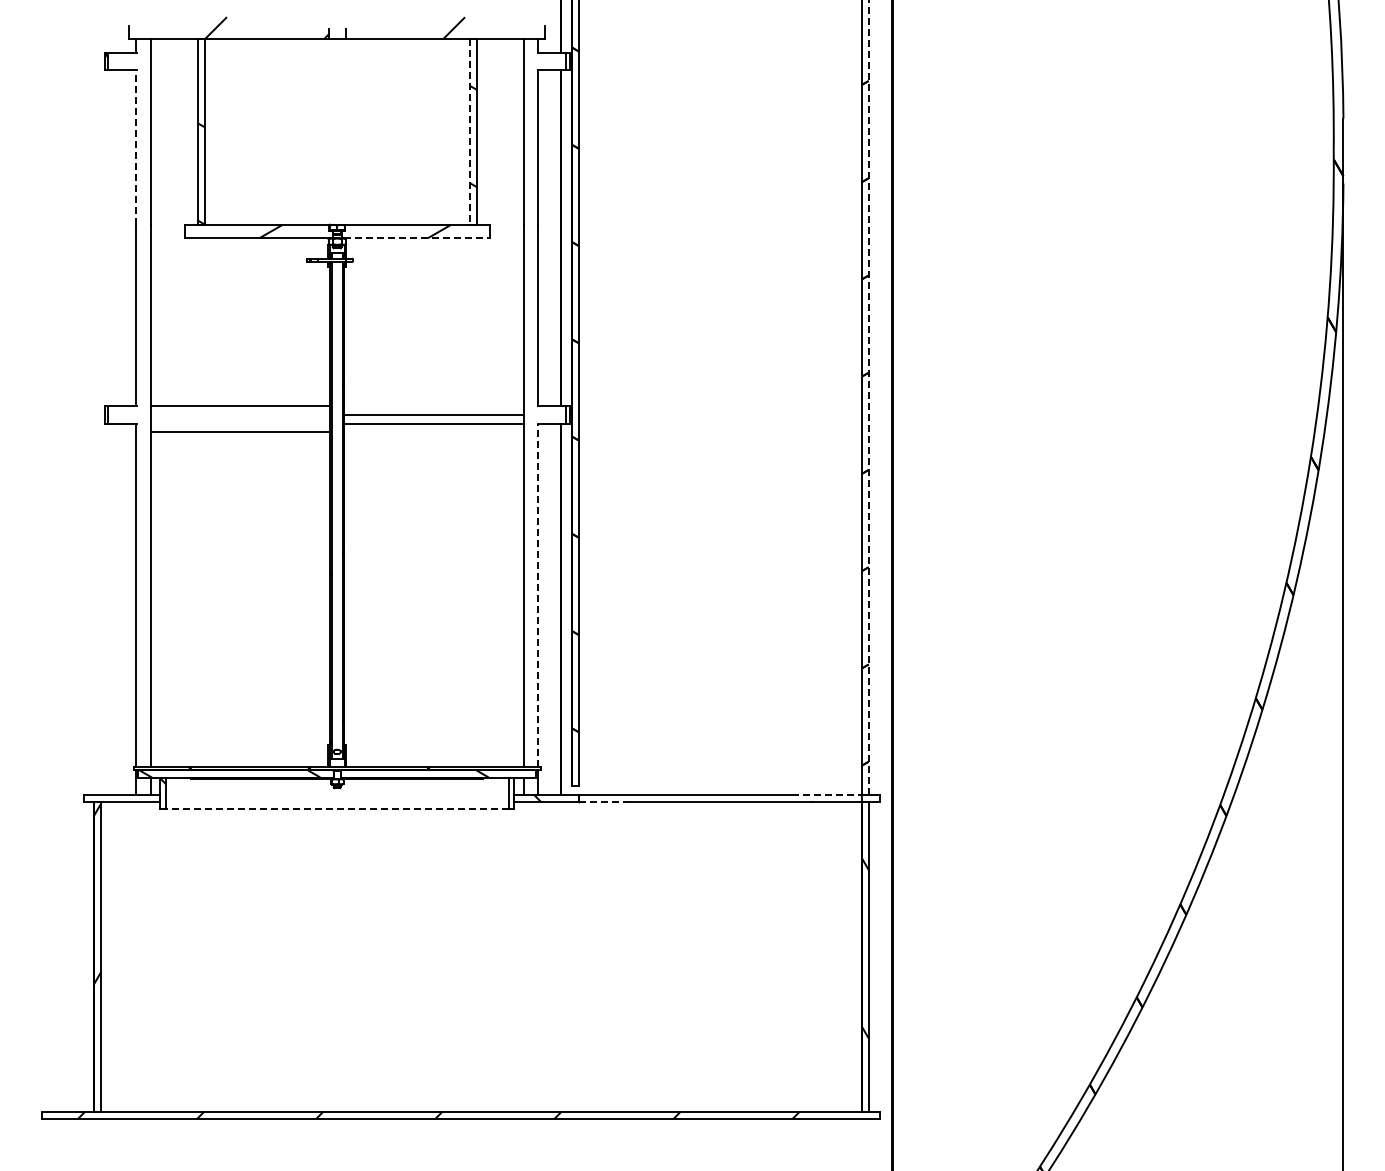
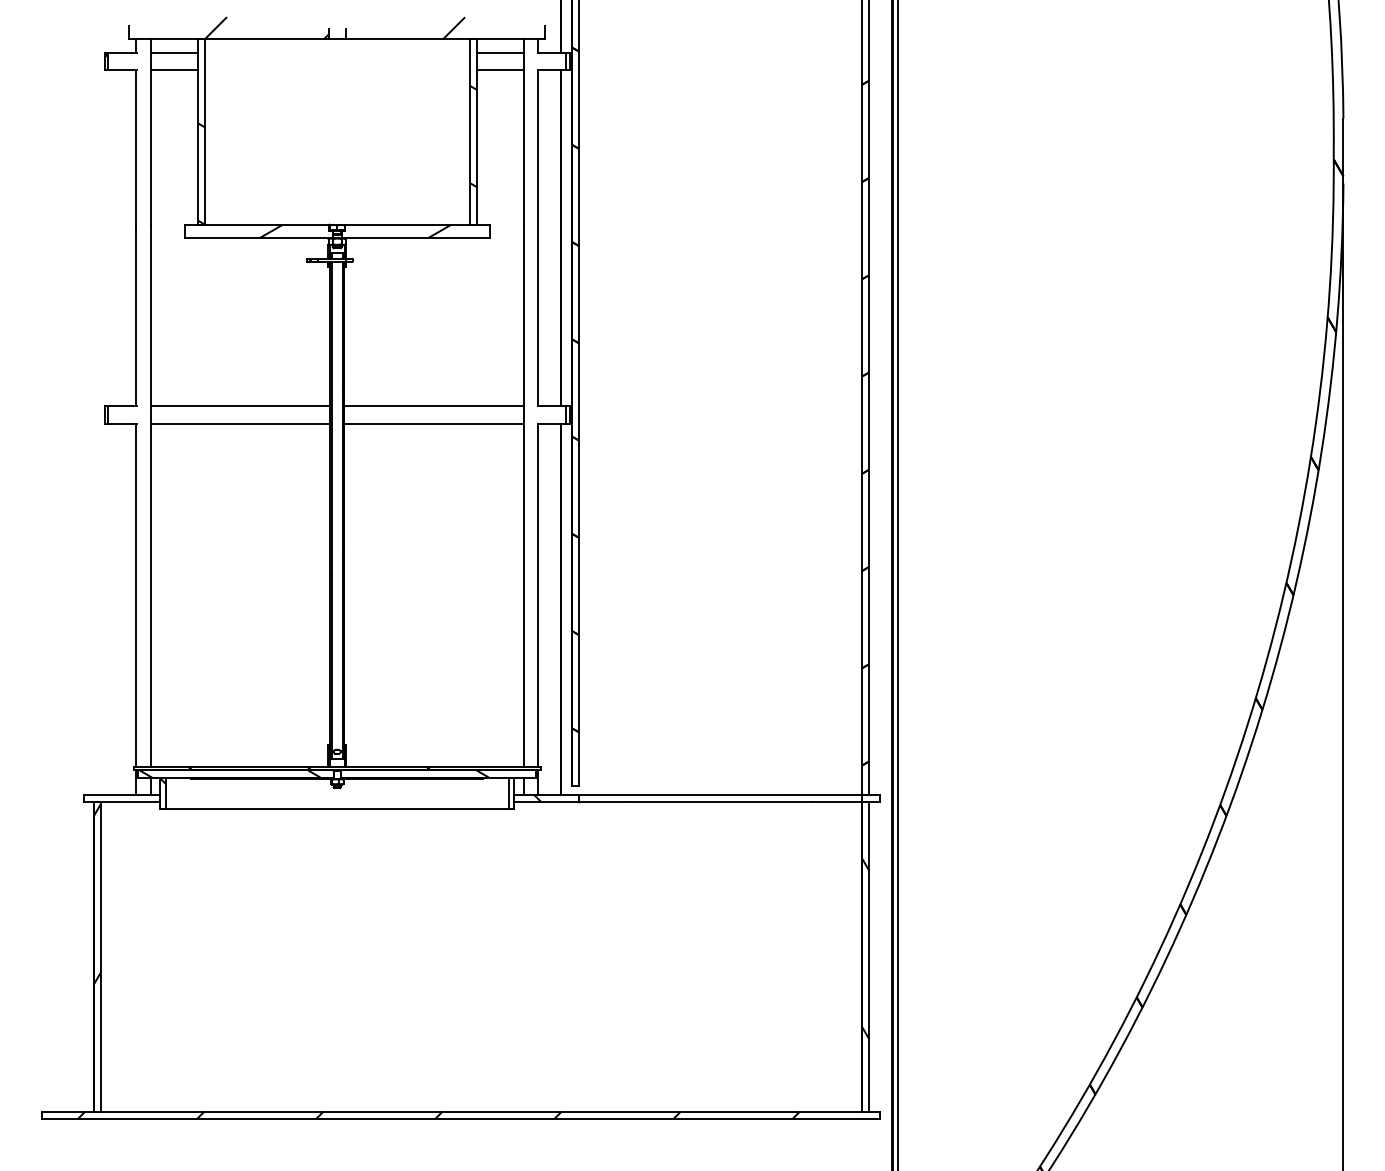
line: none -> present (174, 52)
line: none -> present (499, 52)
line: none -> present (174, 70)
line: none -> present (499, 70)
line: dashed -> solid (469, 132)
line: dashed -> solid (136, 147)
line: dashed -> solid (416, 238)
line: dashed -> solid (868, 397)
line position: (433, 415) -> (433, 406) (433, 406)
line position: (240, 431) -> (240, 423) (240, 423)
line: none -> present (897, 584)
line: dashed -> solid (538, 595)
line: dashed -> solid (825, 795)
line: dashed -> solid (603, 802)
line: dashed -> solid (337, 808)
